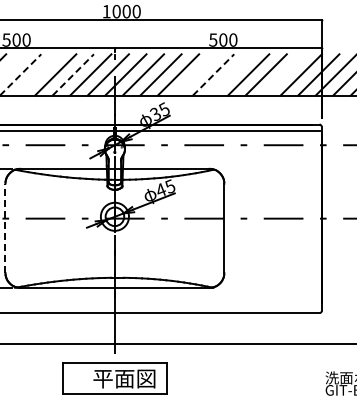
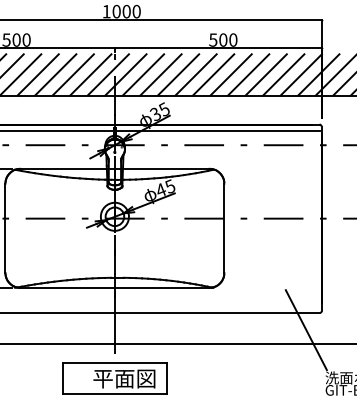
line: none -> present (12, 64)
line: dashed -> solid (20, 74)
line: none -> present (37, 74)
line: dashed -> solid (73, 74)
line: none -> present (195, 74)
line: dashed -> solid (213, 74)
line: none -> present (230, 74)
line: none -> present (283, 74)
line: dashed -> solid (5, 228)
line: none -> present (305, 330)
